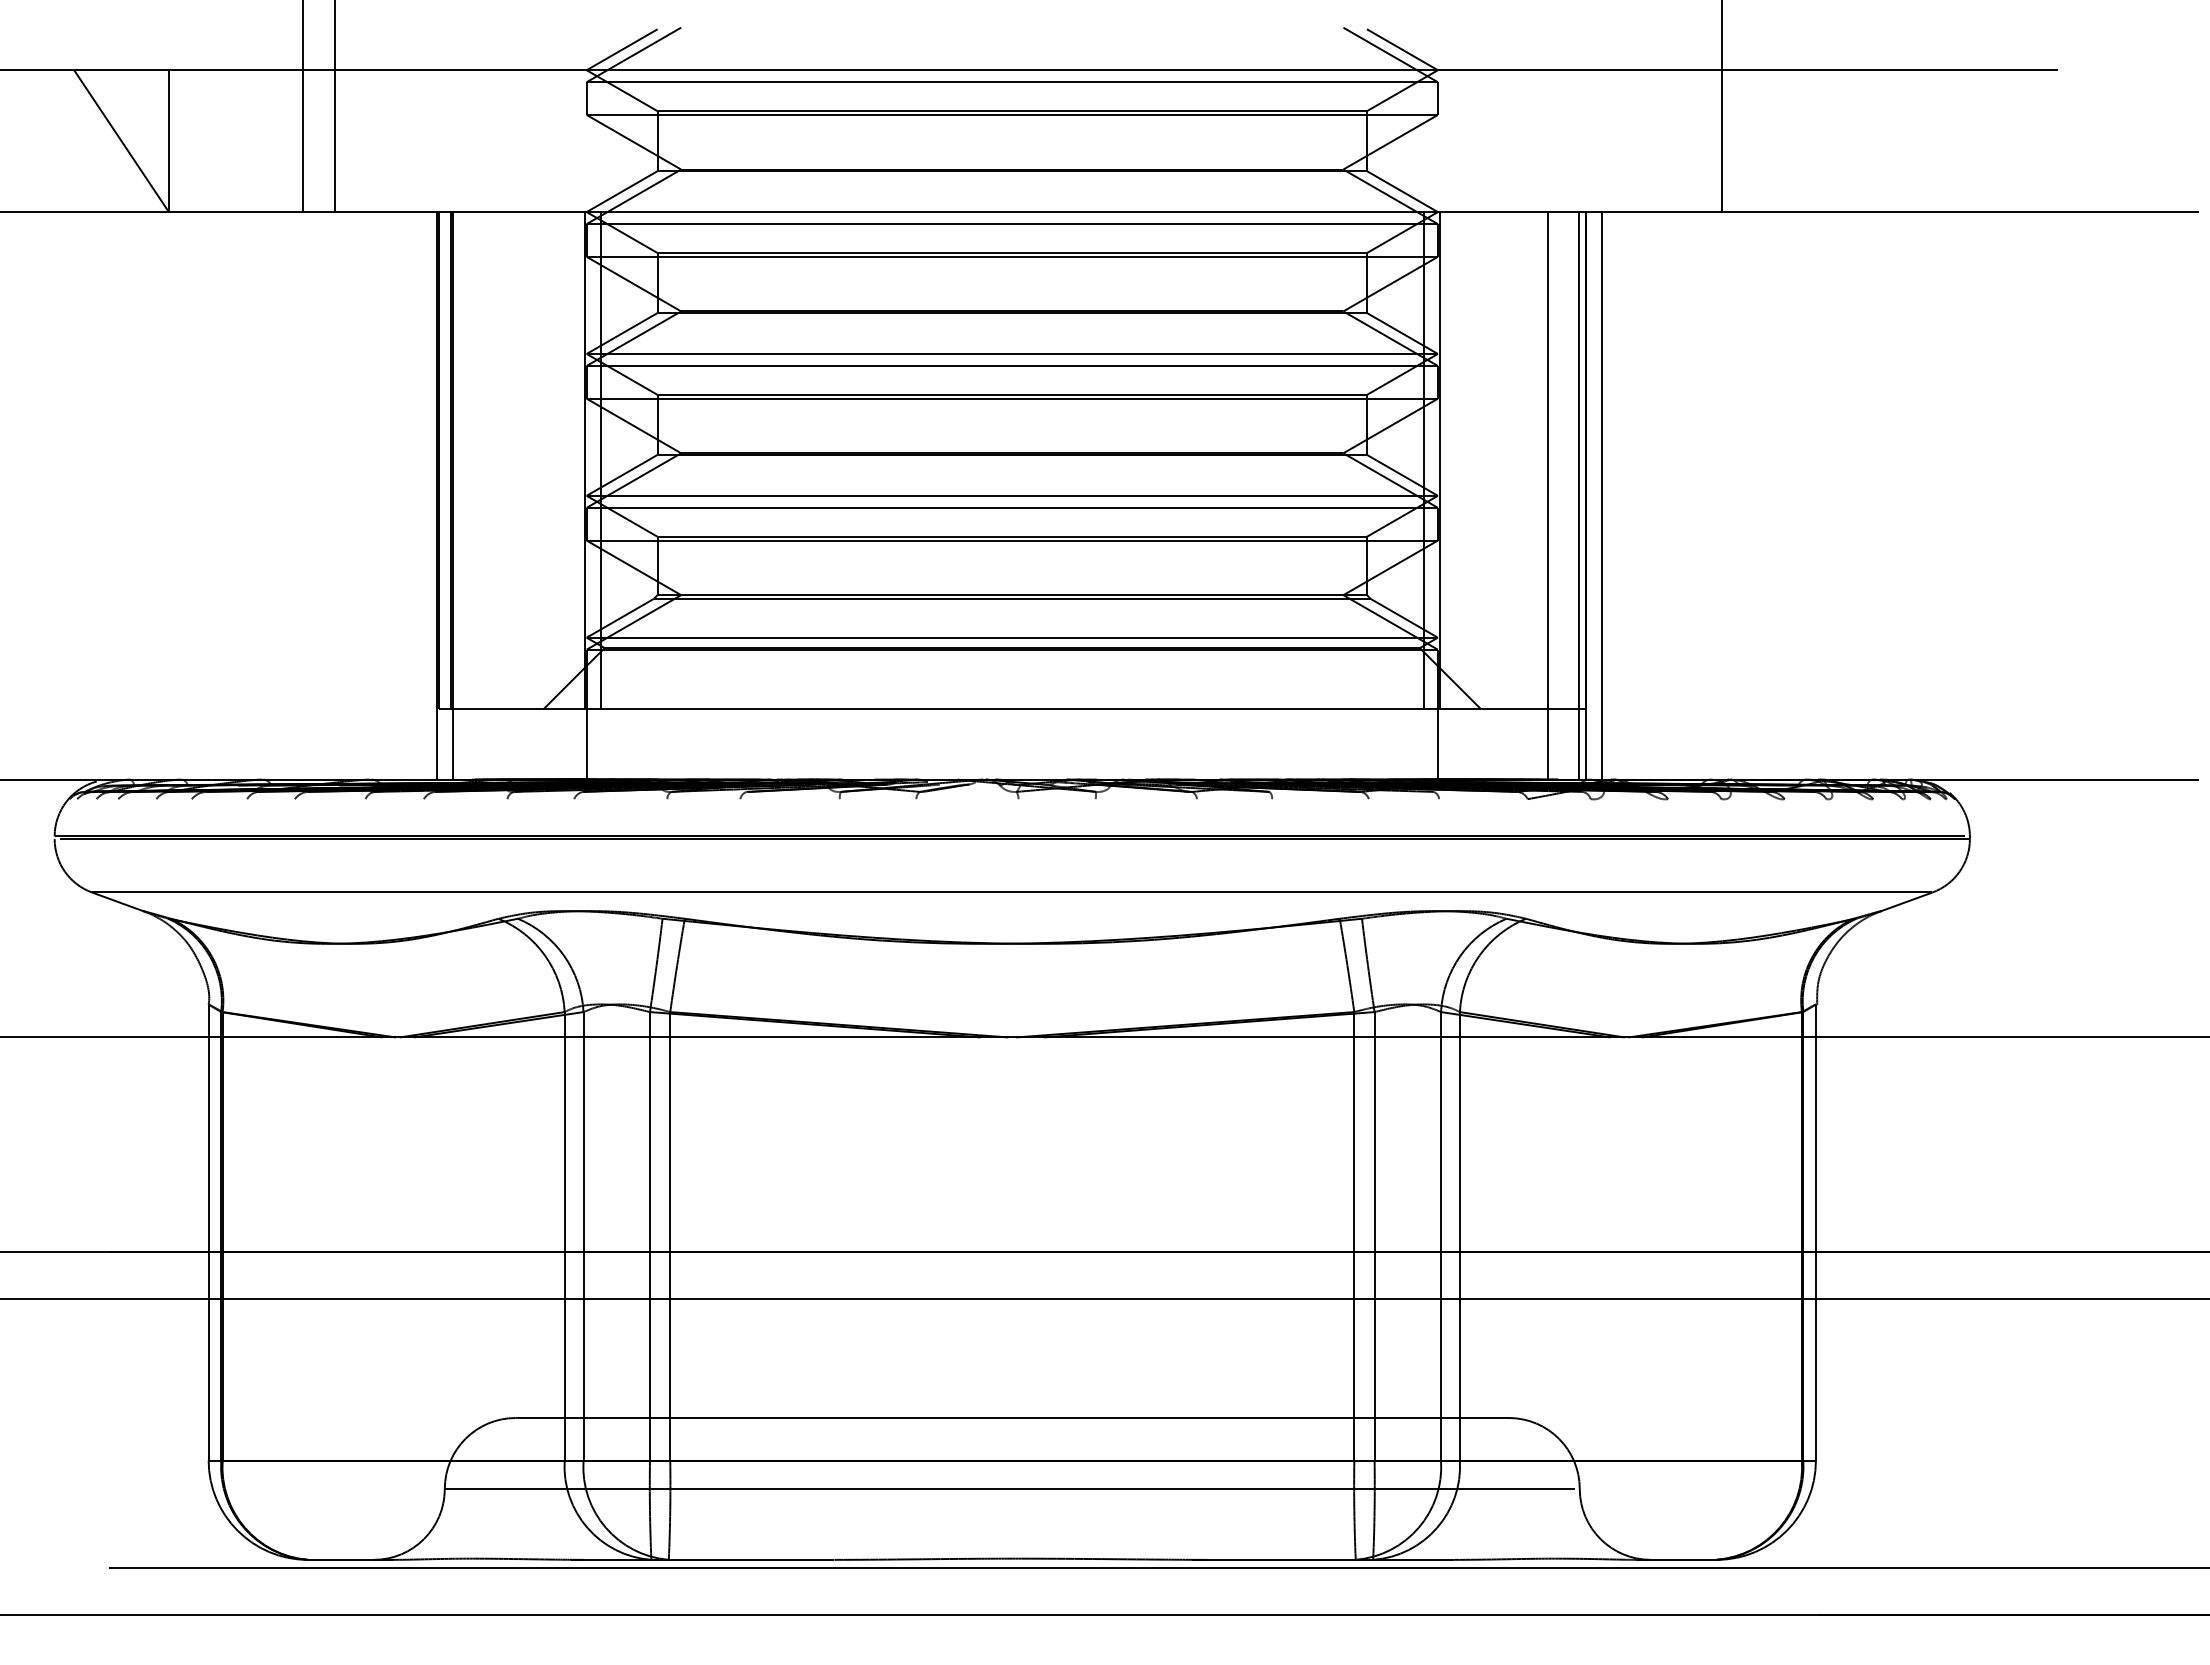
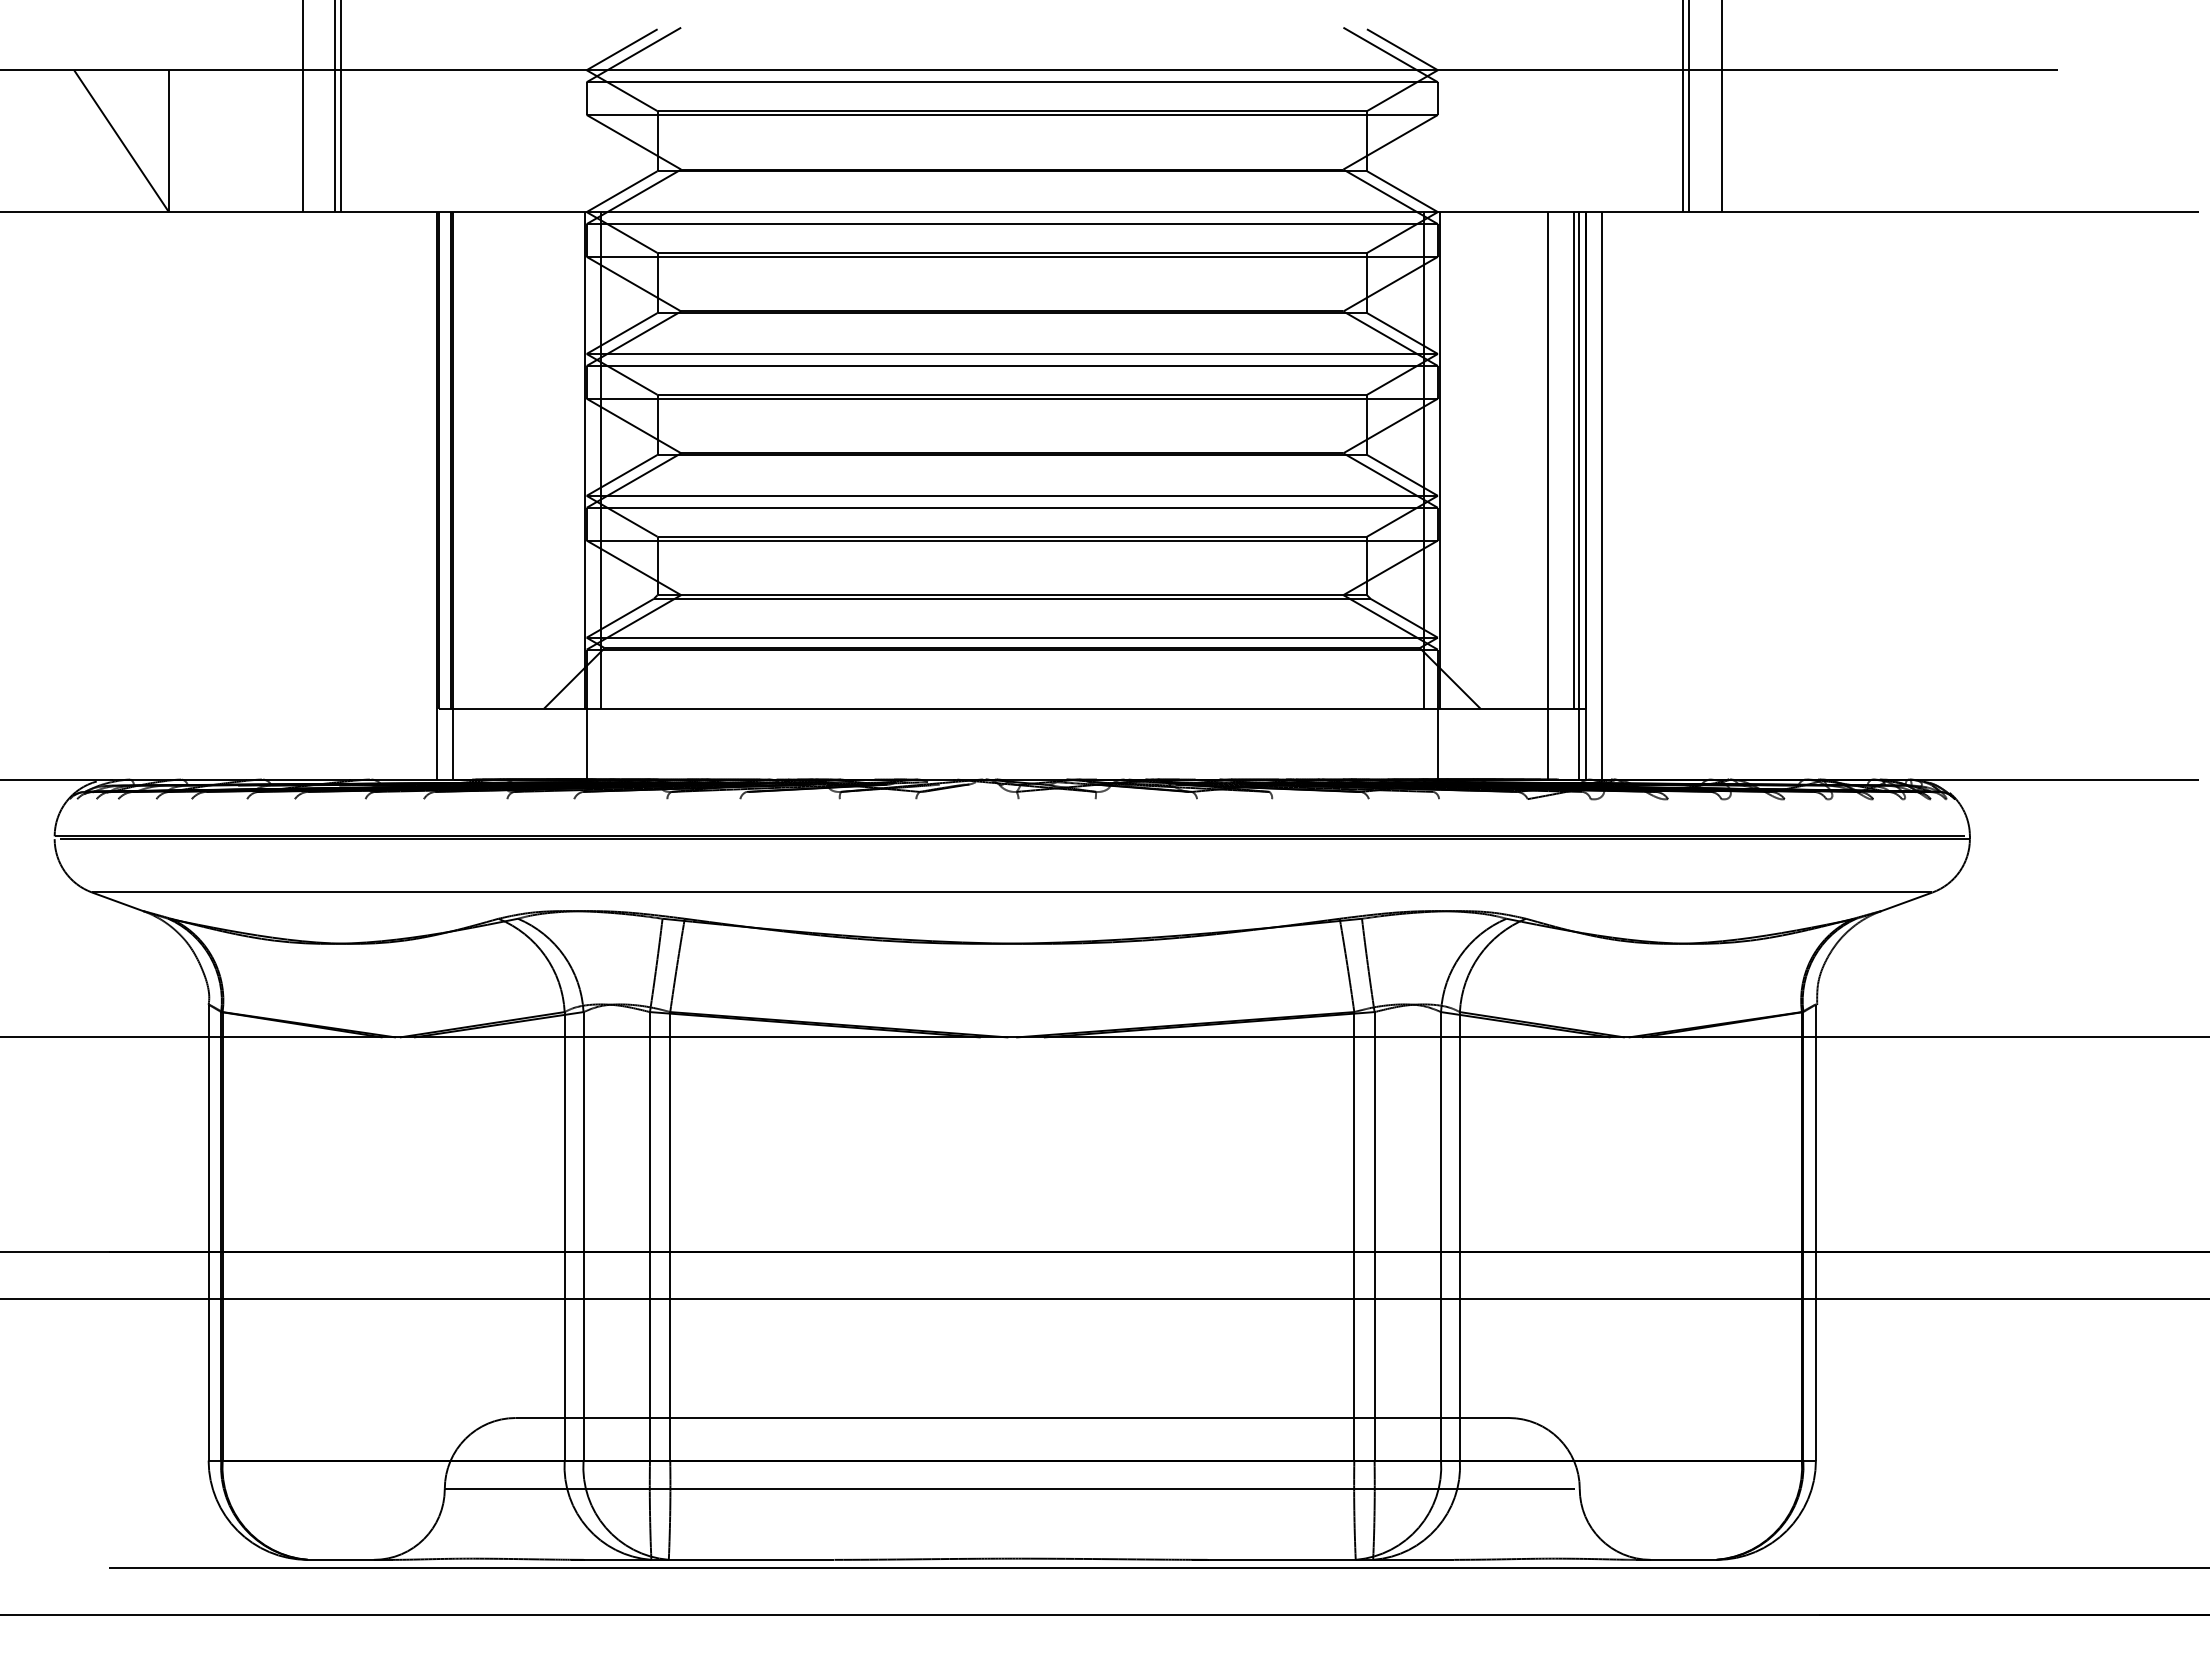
line: none -> present (341, 107)
line: none -> present (1683, 107)
line: none -> present (1689, 107)
line: none -> present (1573, 460)
